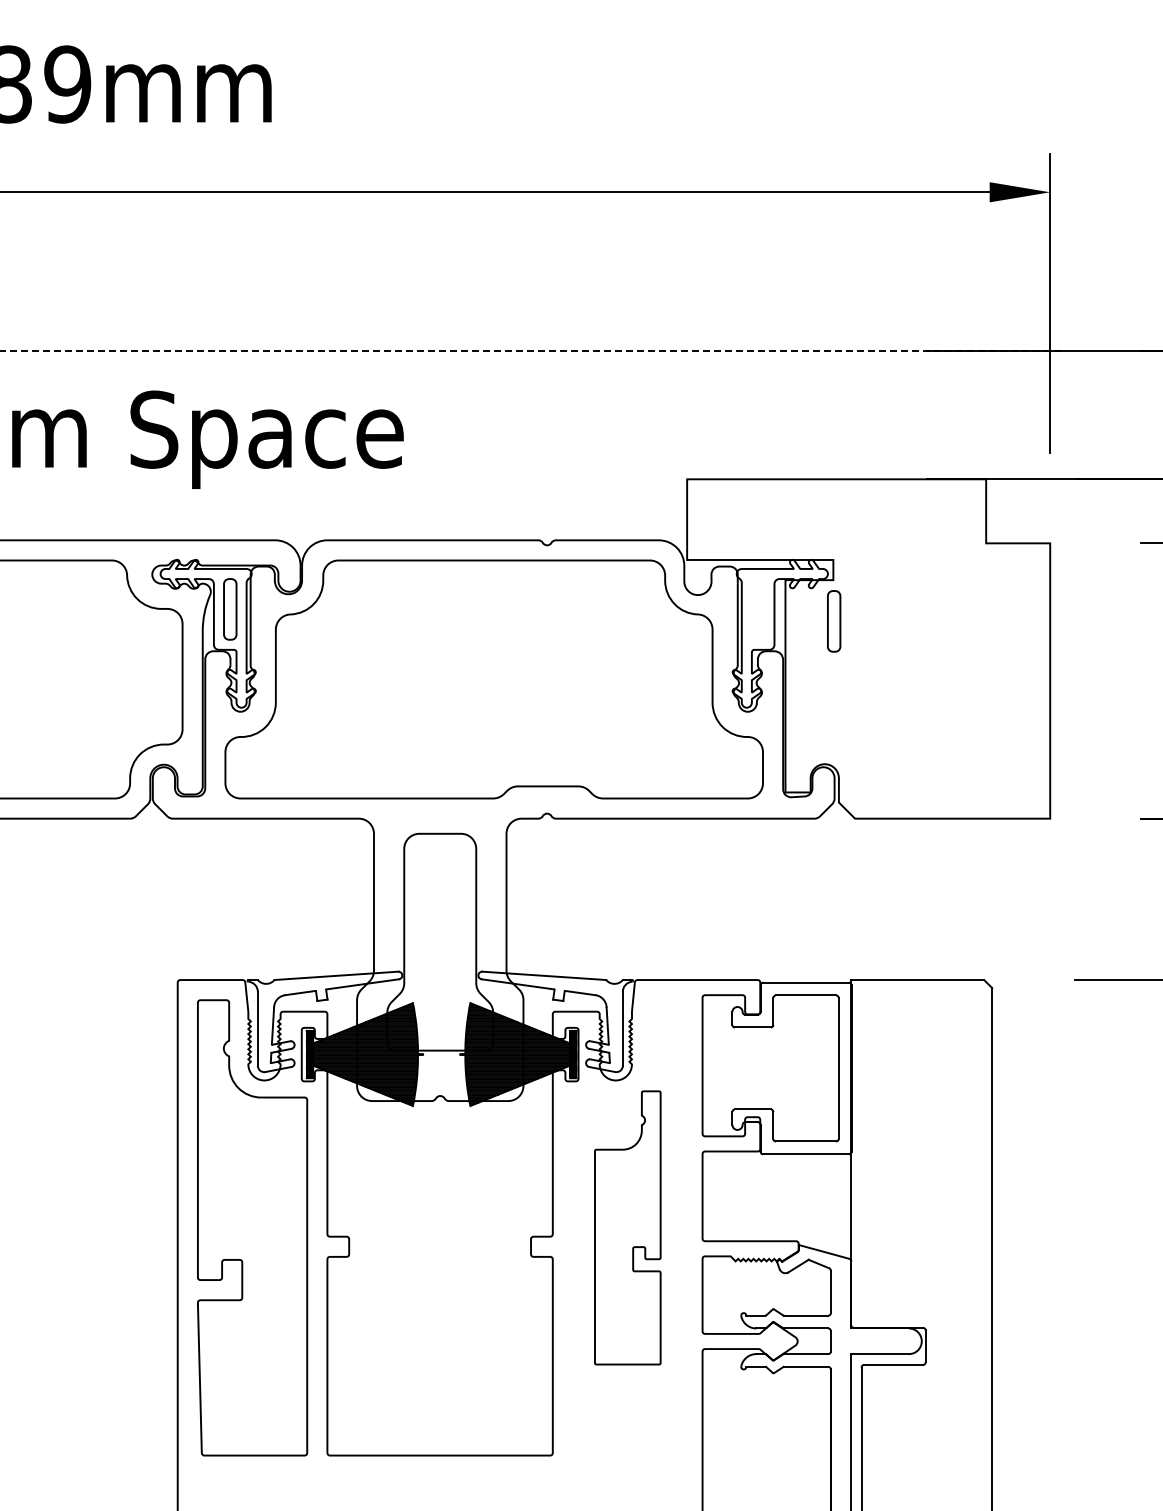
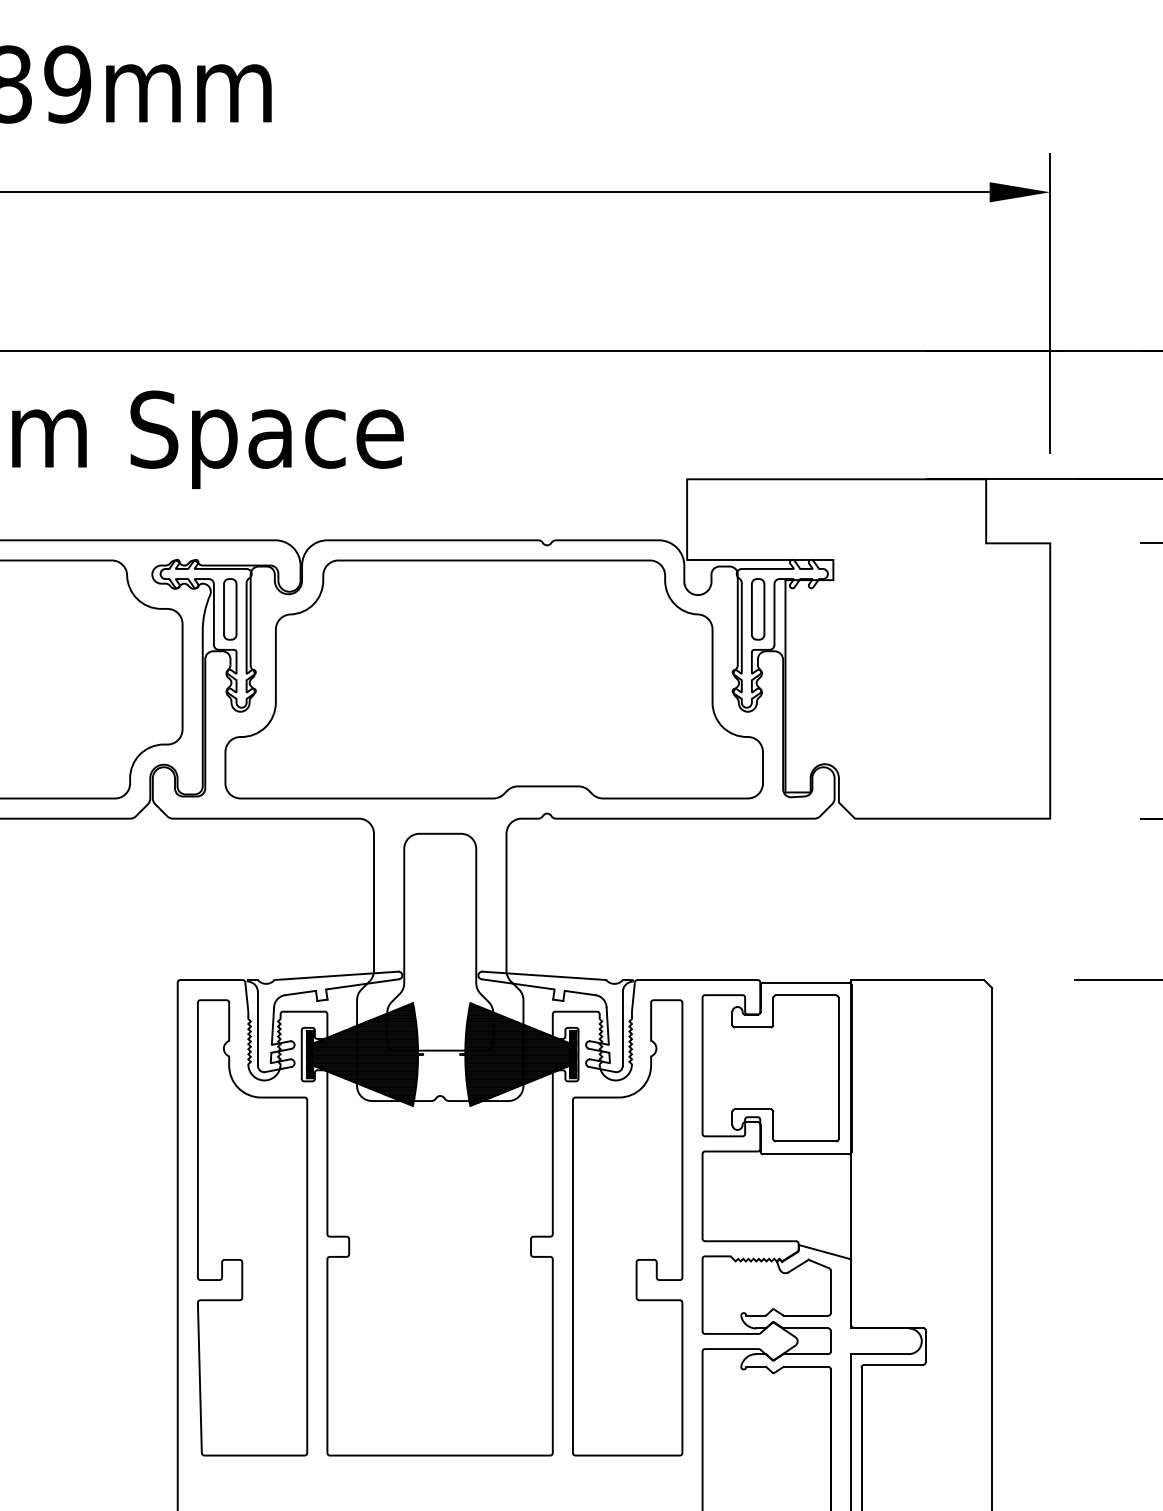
line: dashed -> solid (531, 351)
part position: (834, 621) -> (758, 609) (758, 609)
part size: 68x276 px -> 112x458 px (627, 1227)
